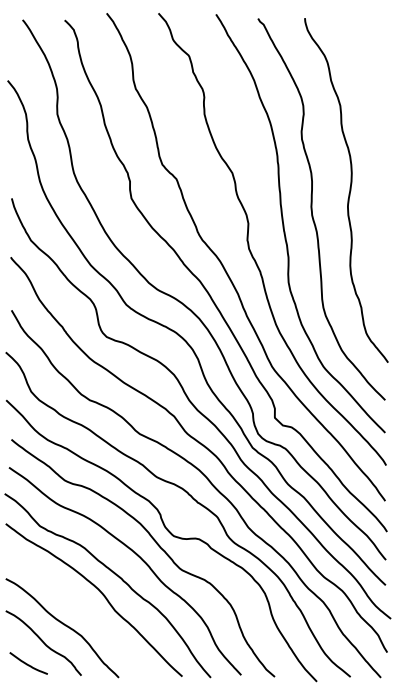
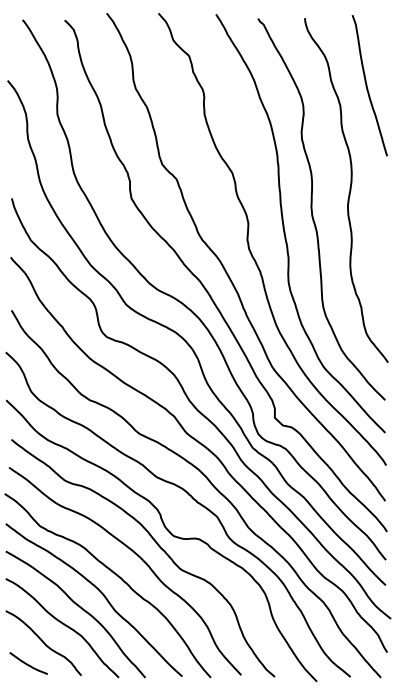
curve: none -> present (367, 85)
curve: none -> present (80, 608)
